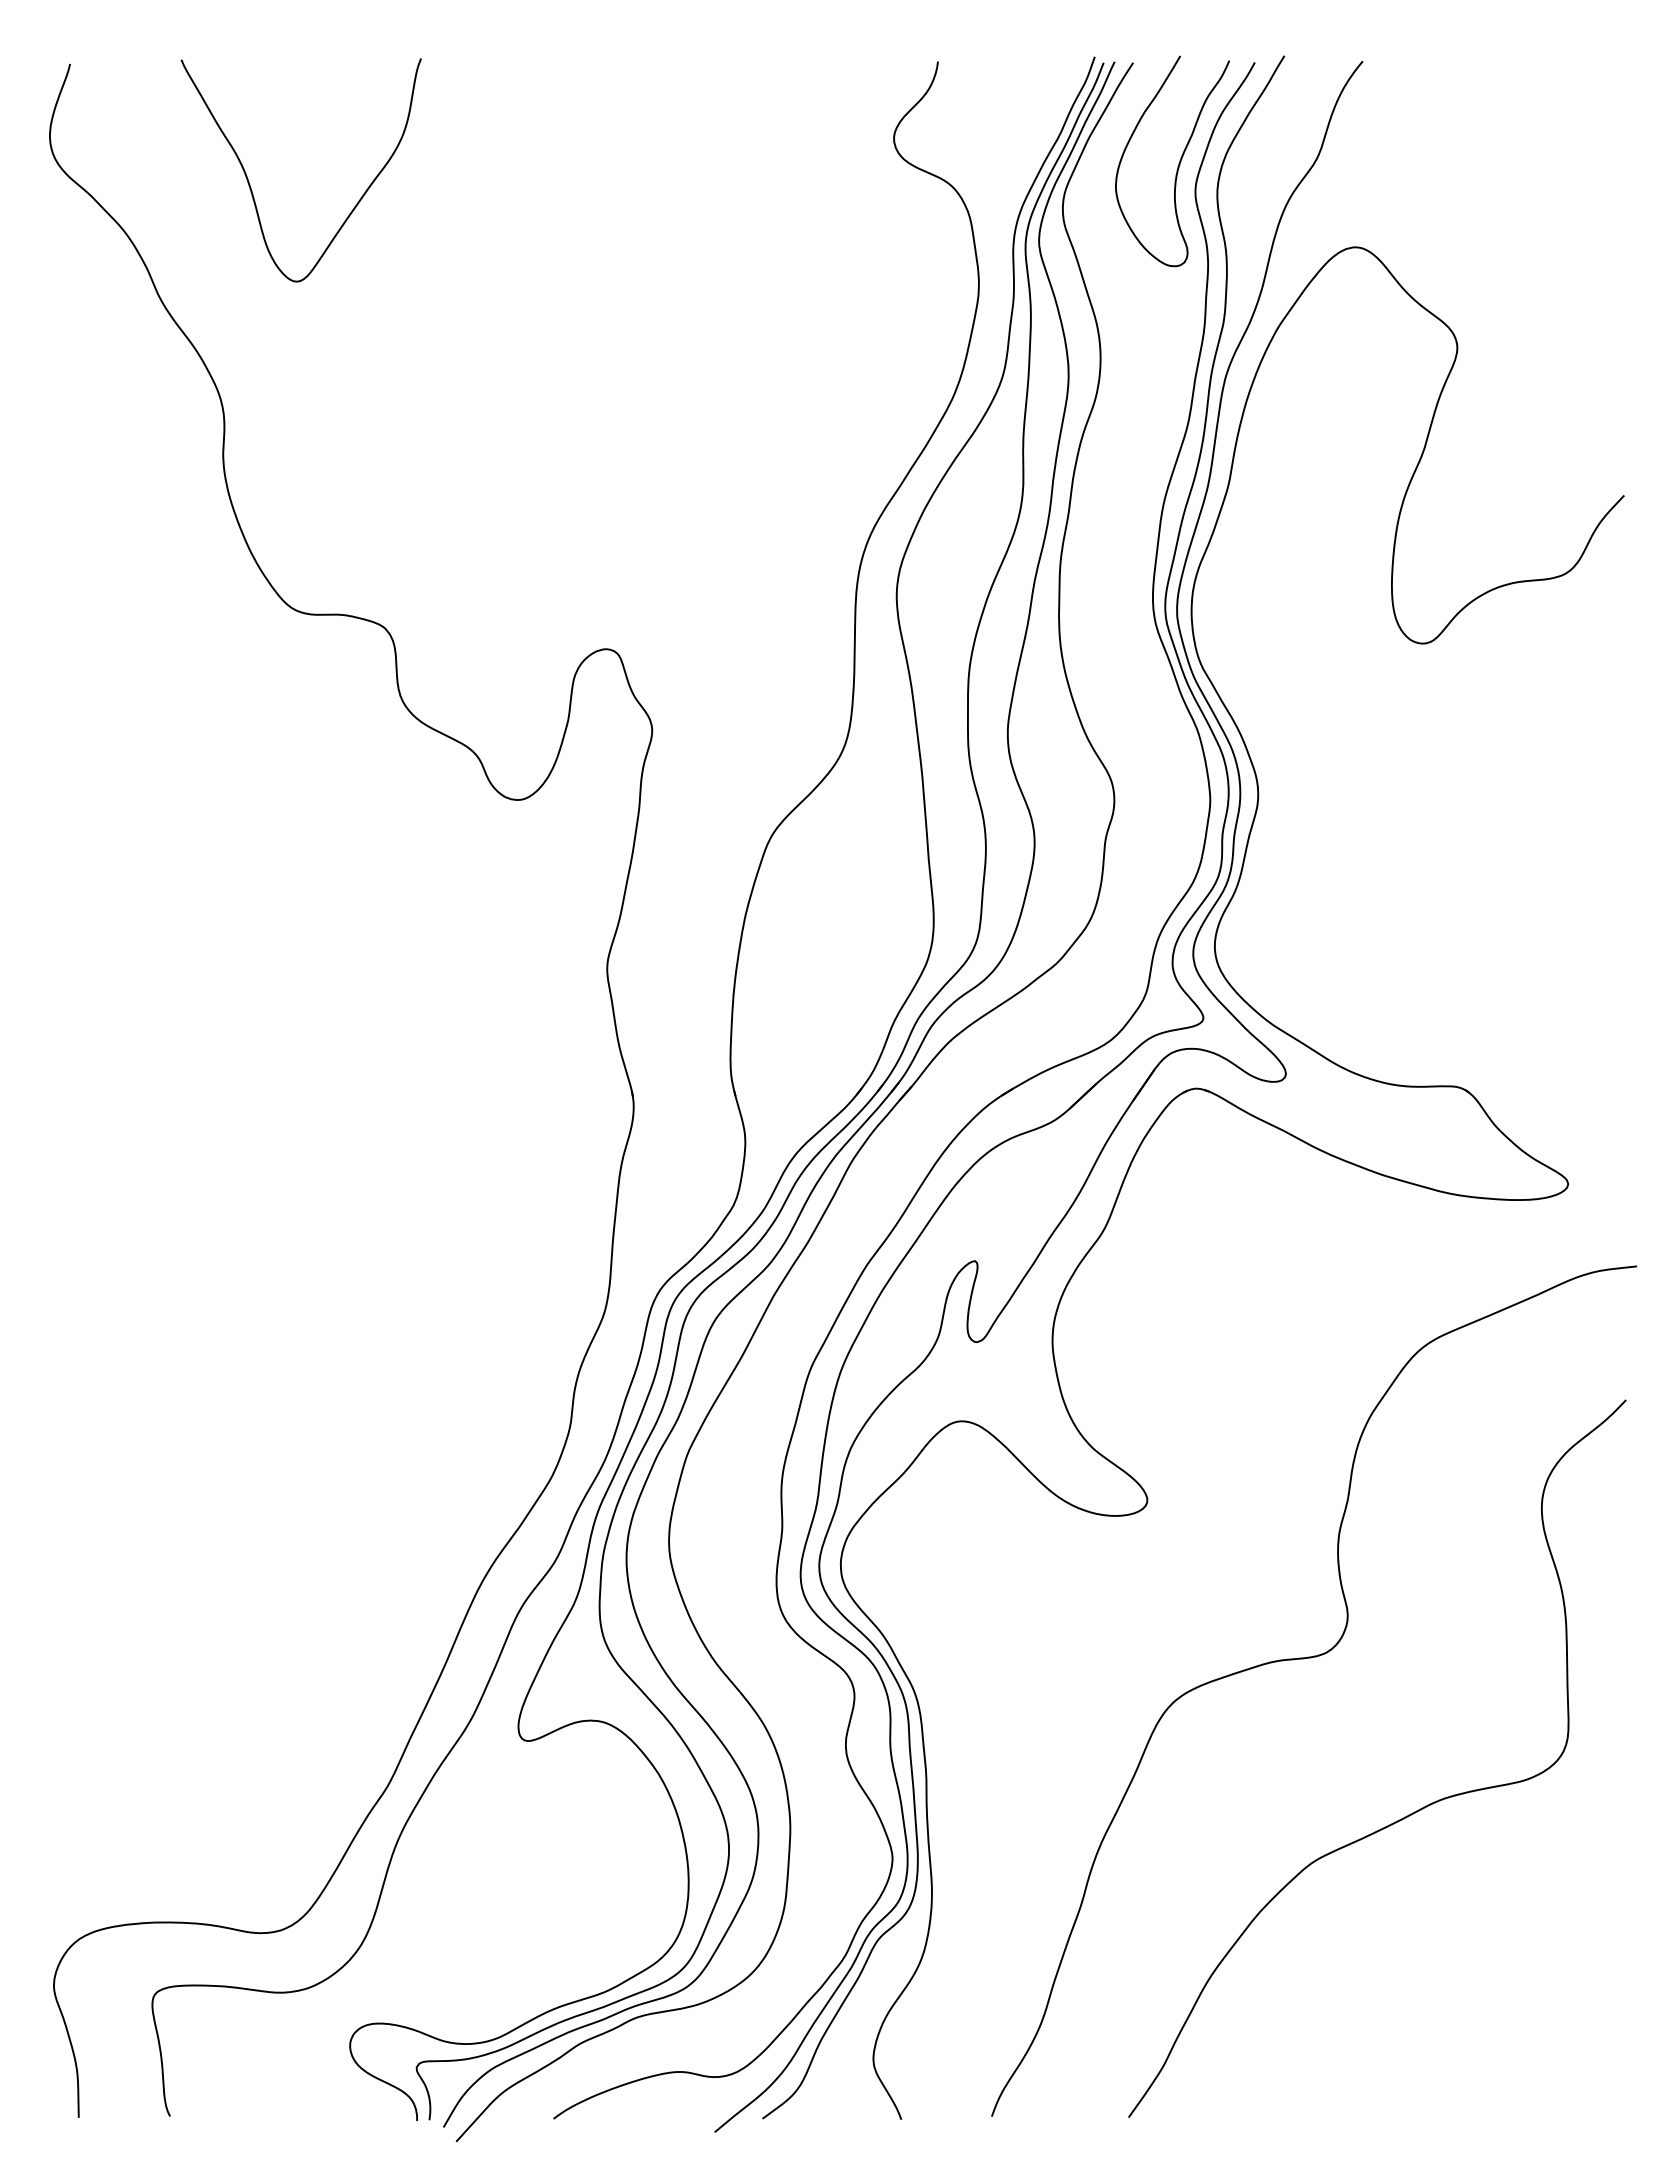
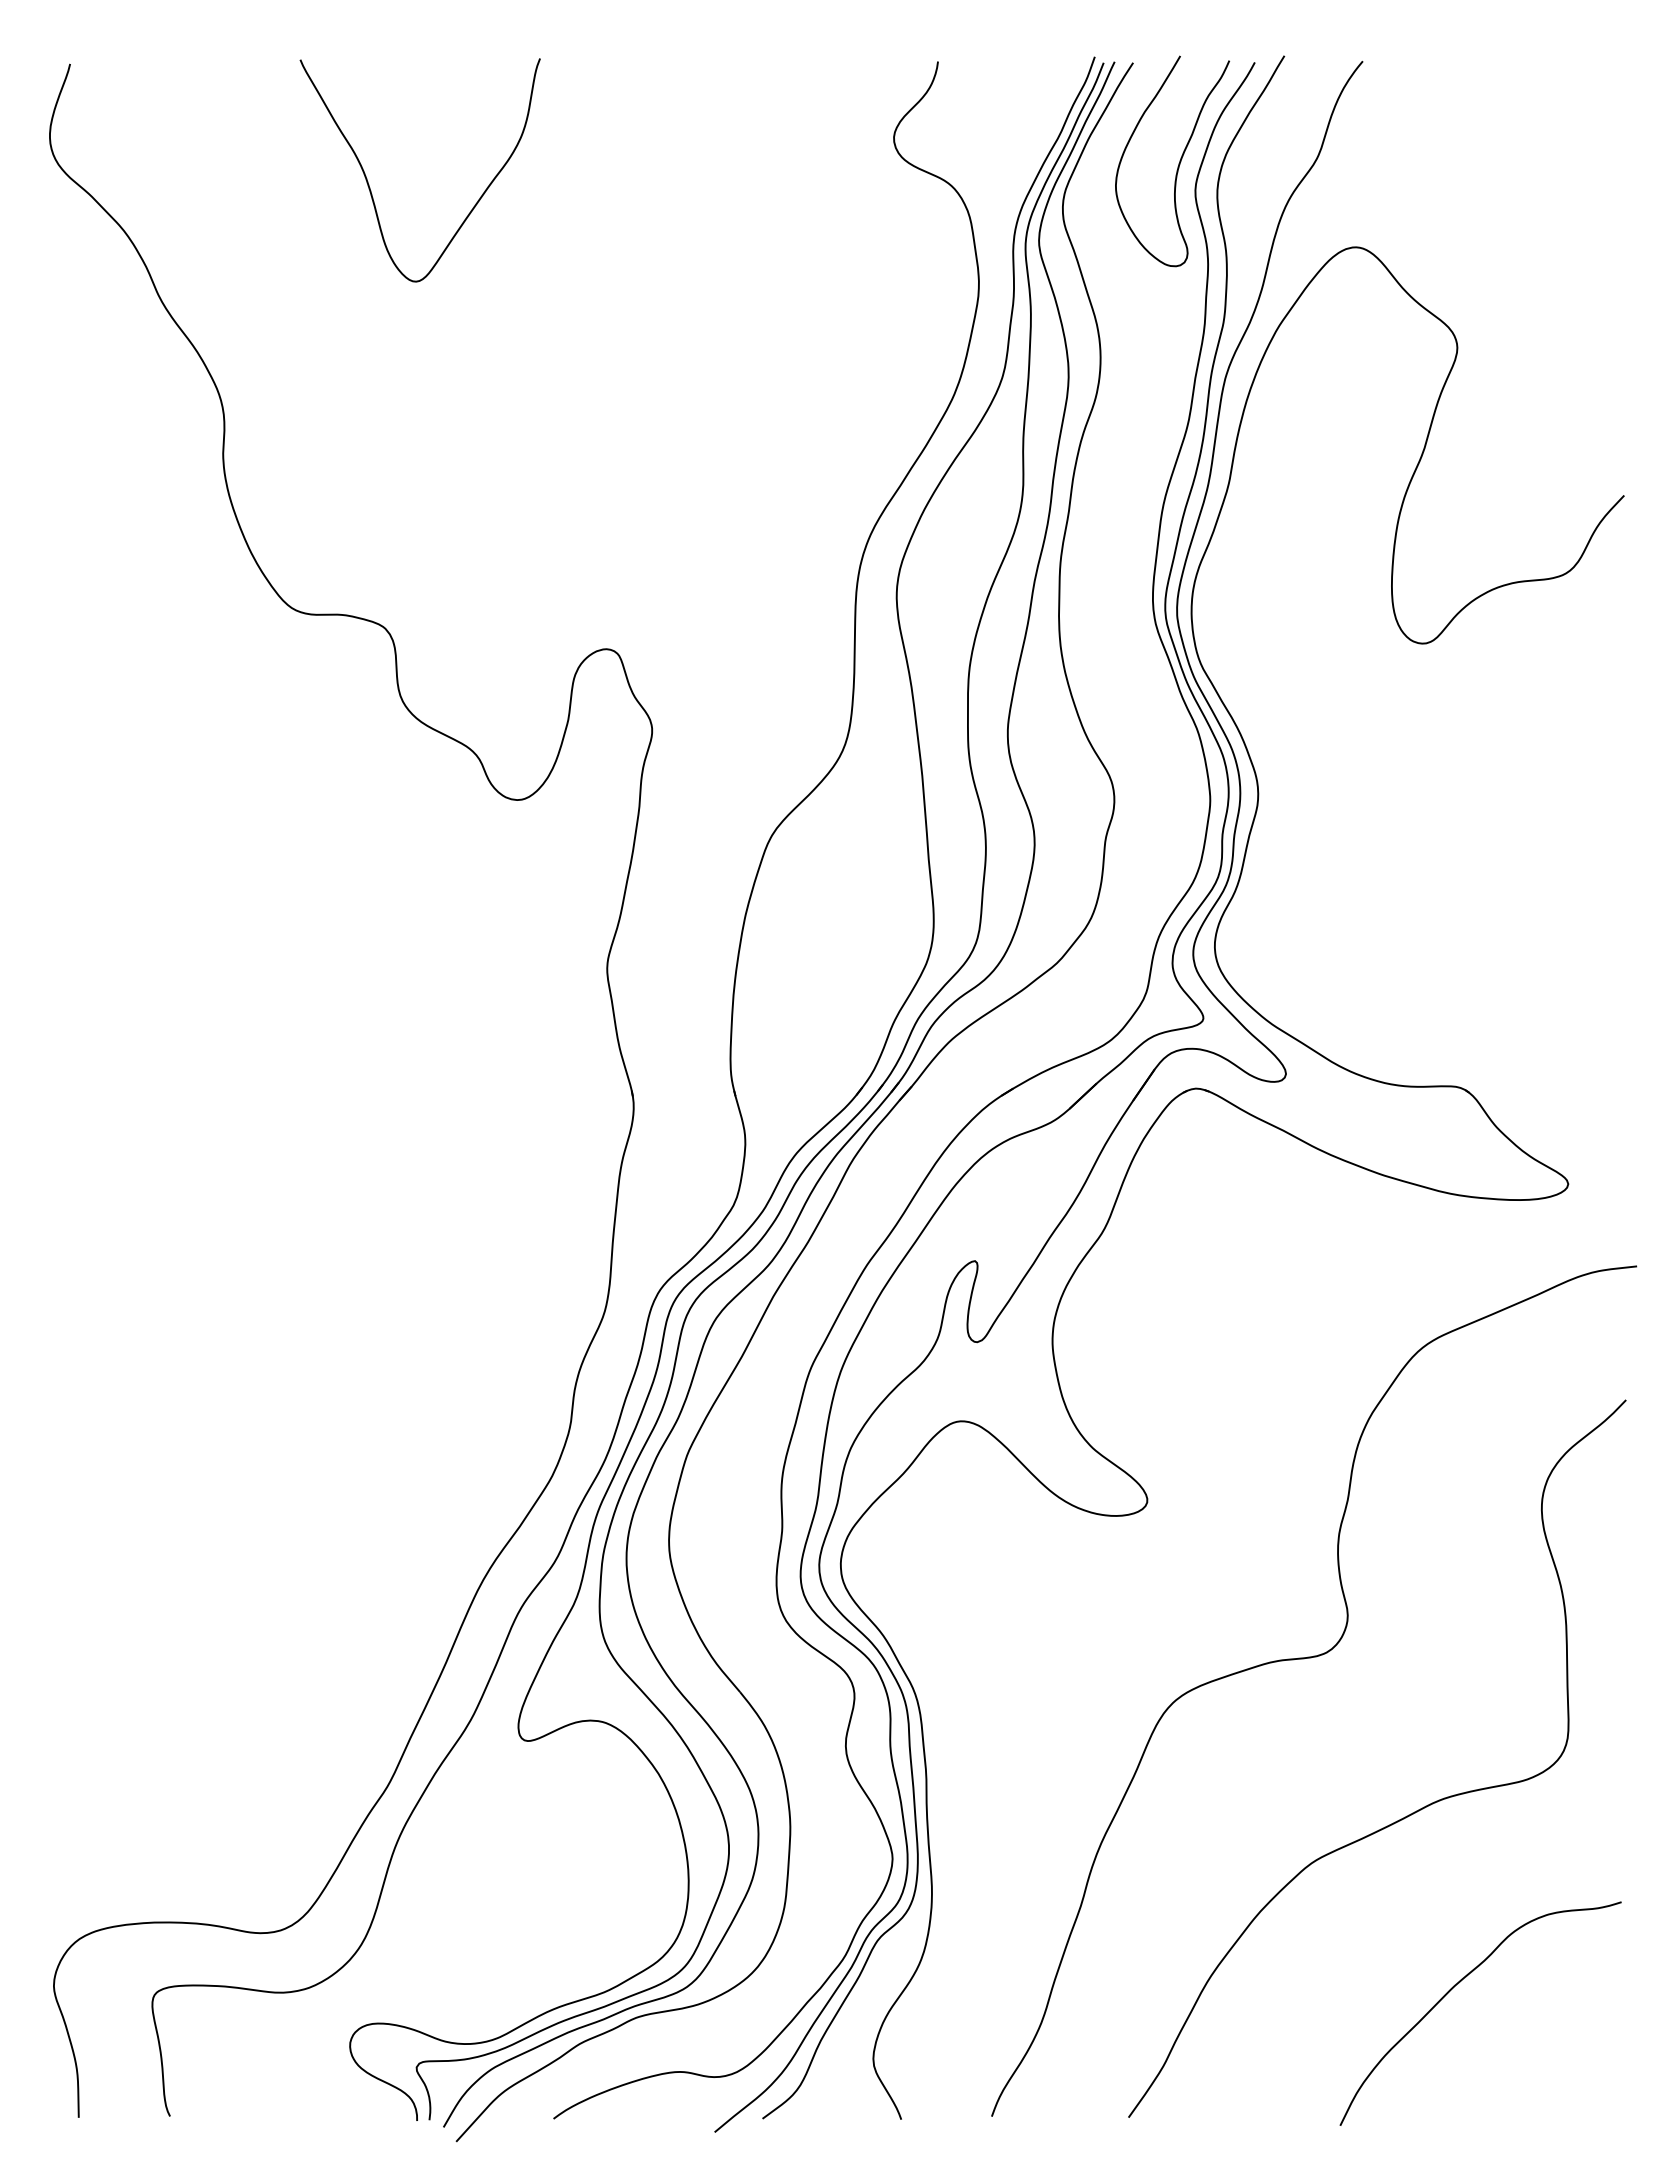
curve position: (251, 187) -> (370, 187) (370, 187)
curve: none -> present (1459, 1983)
